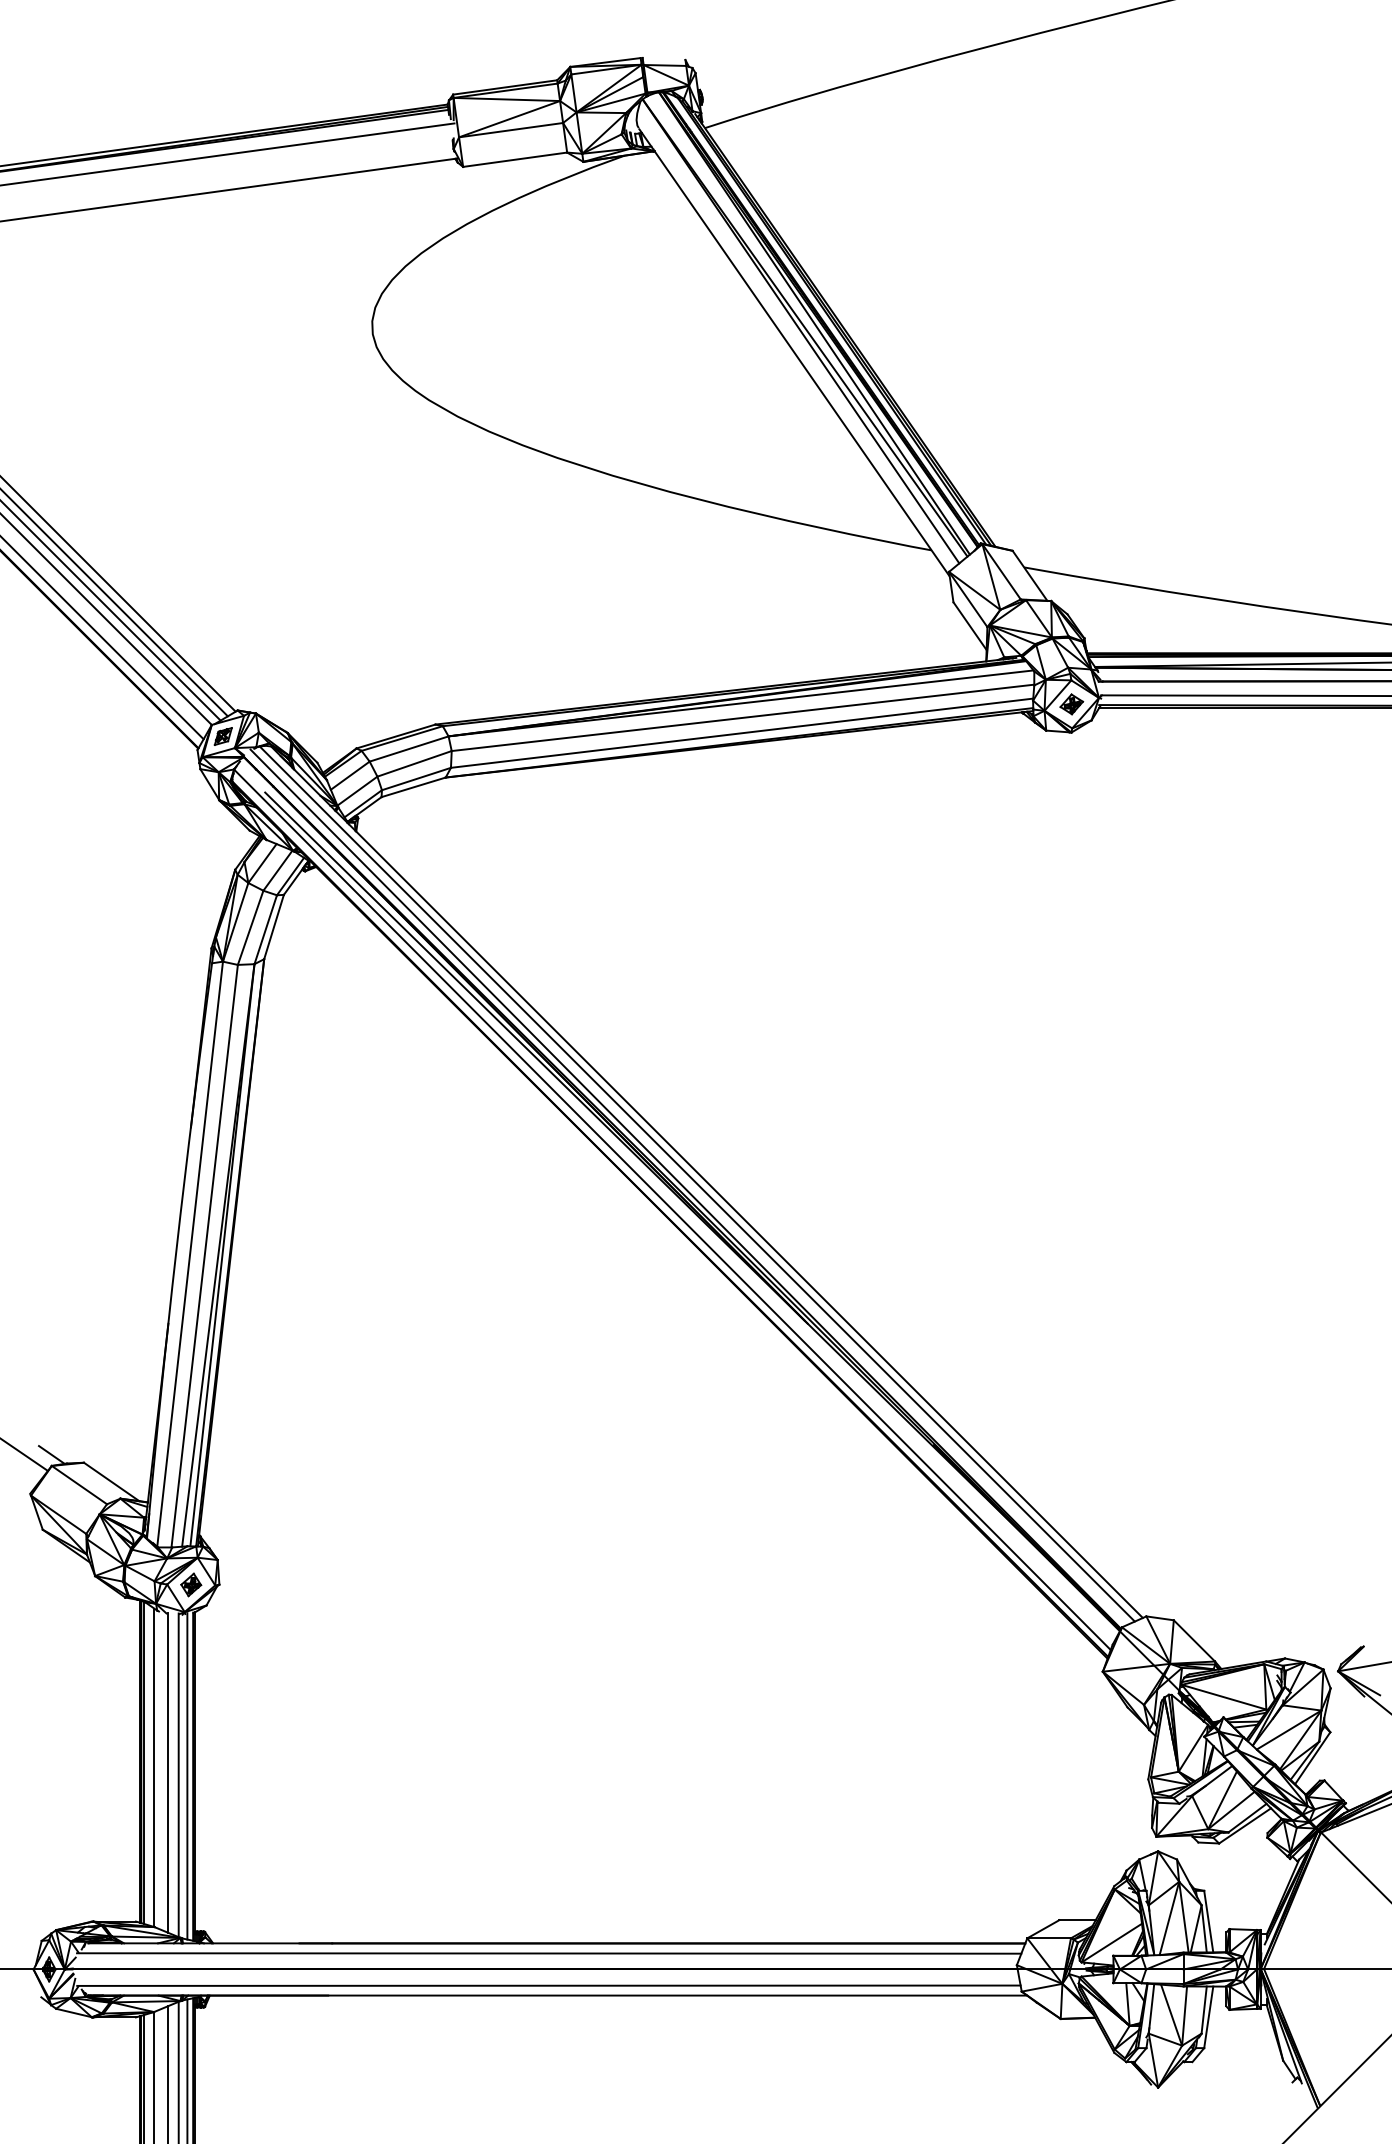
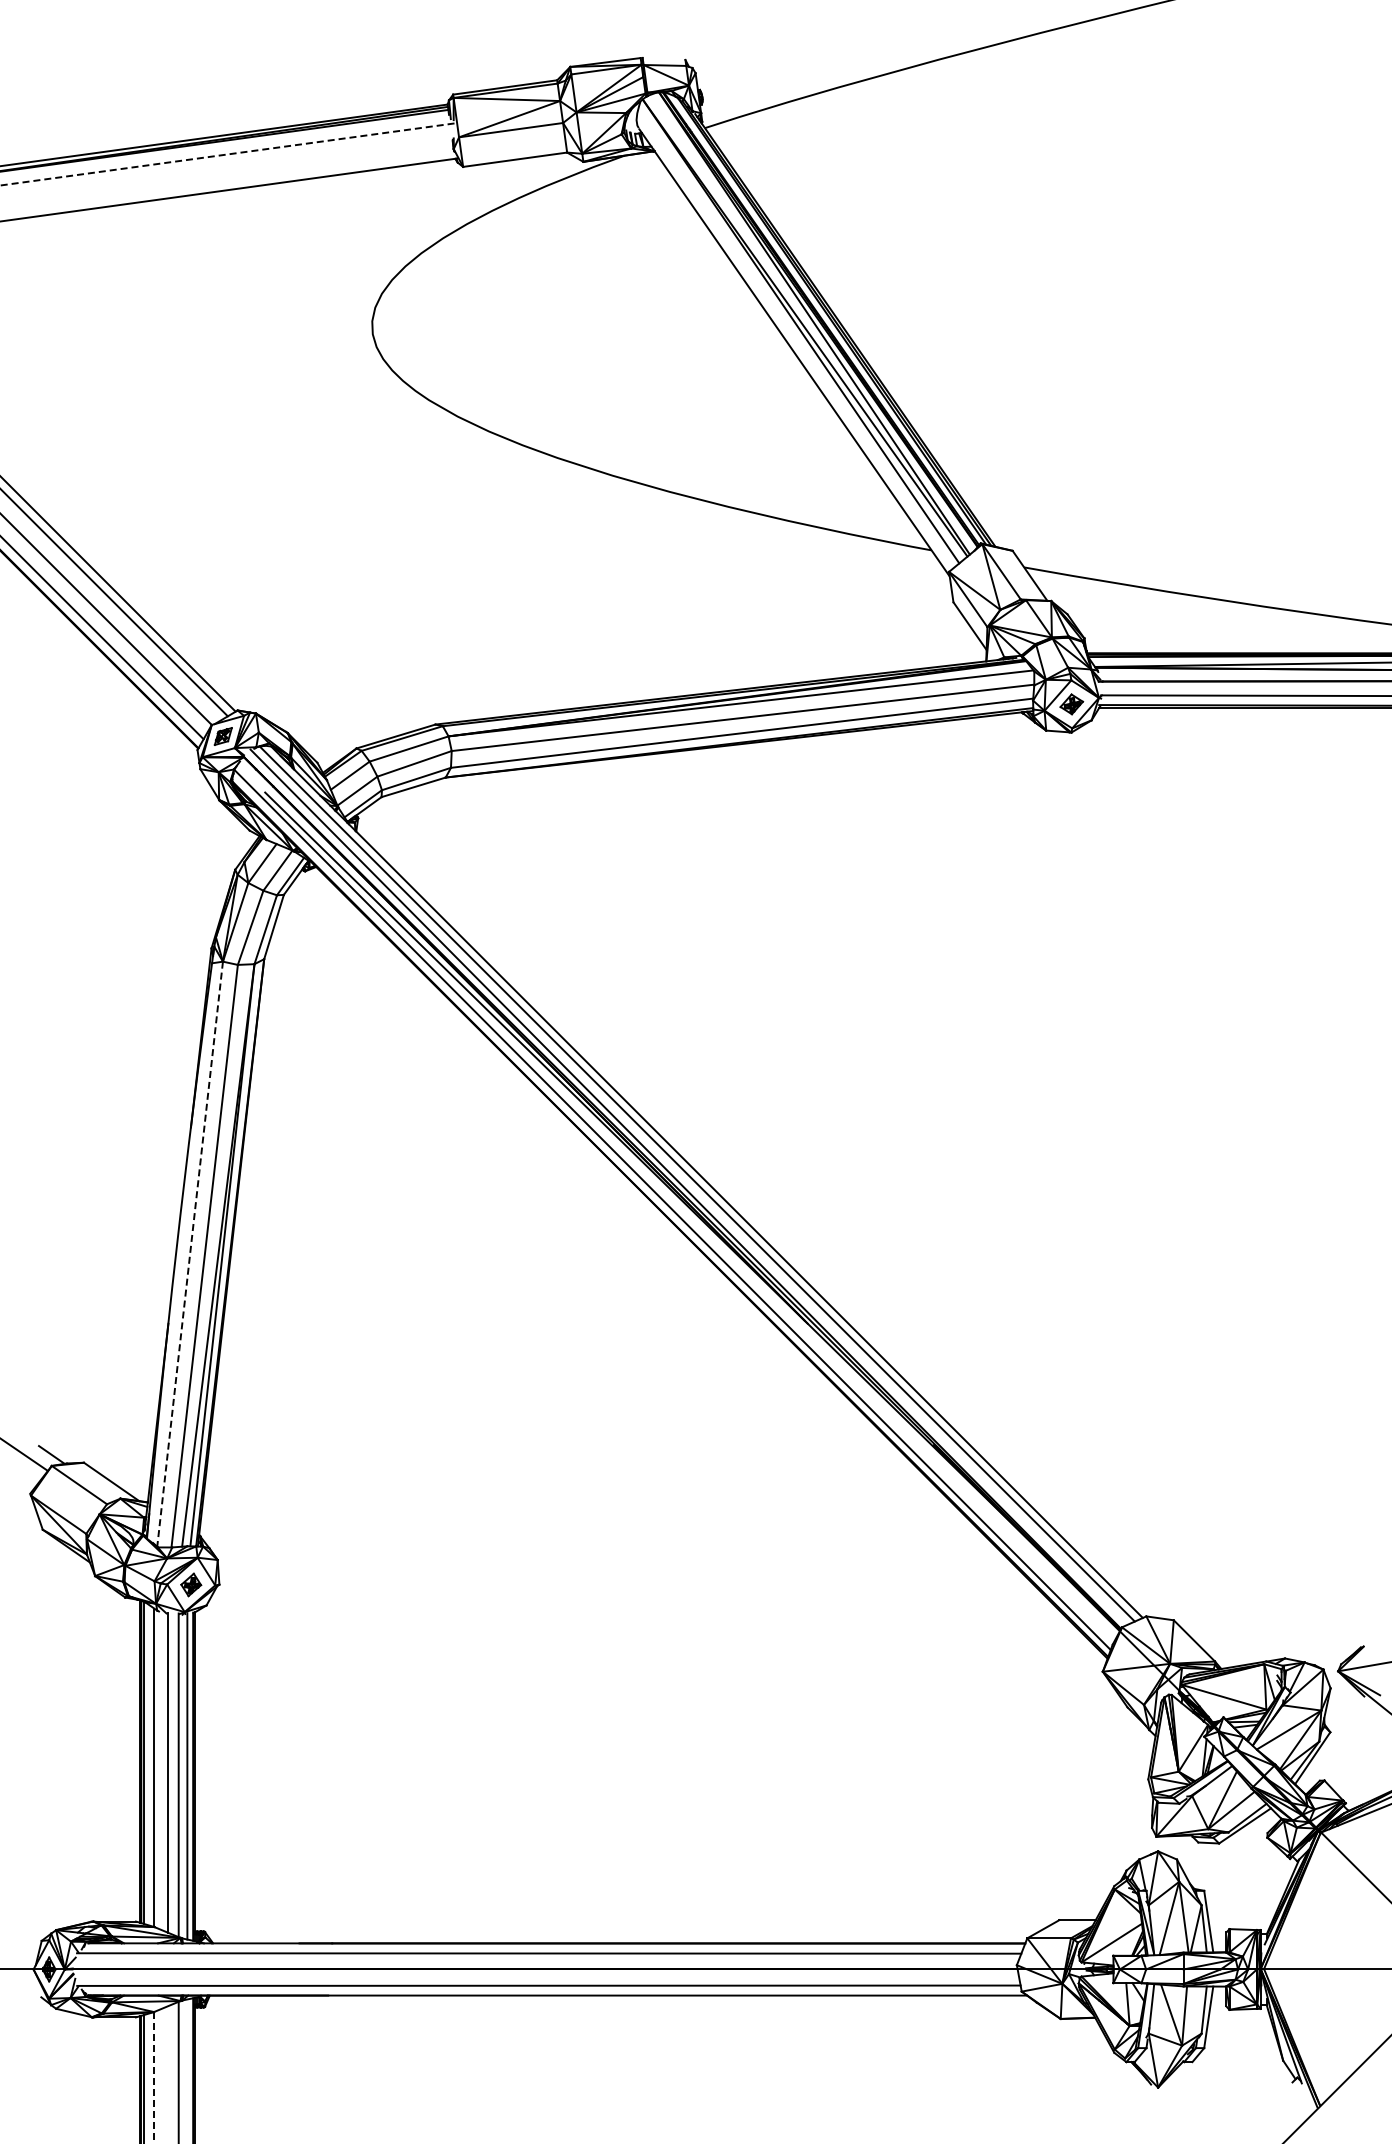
line: solid -> dashed (226, 154)
line: present -> none (111, 611)
line: solid -> dashed (190, 1254)
line: present -> none (187, 2069)
line: present -> none (168, 2073)
line: solid -> dashed (154, 2077)
